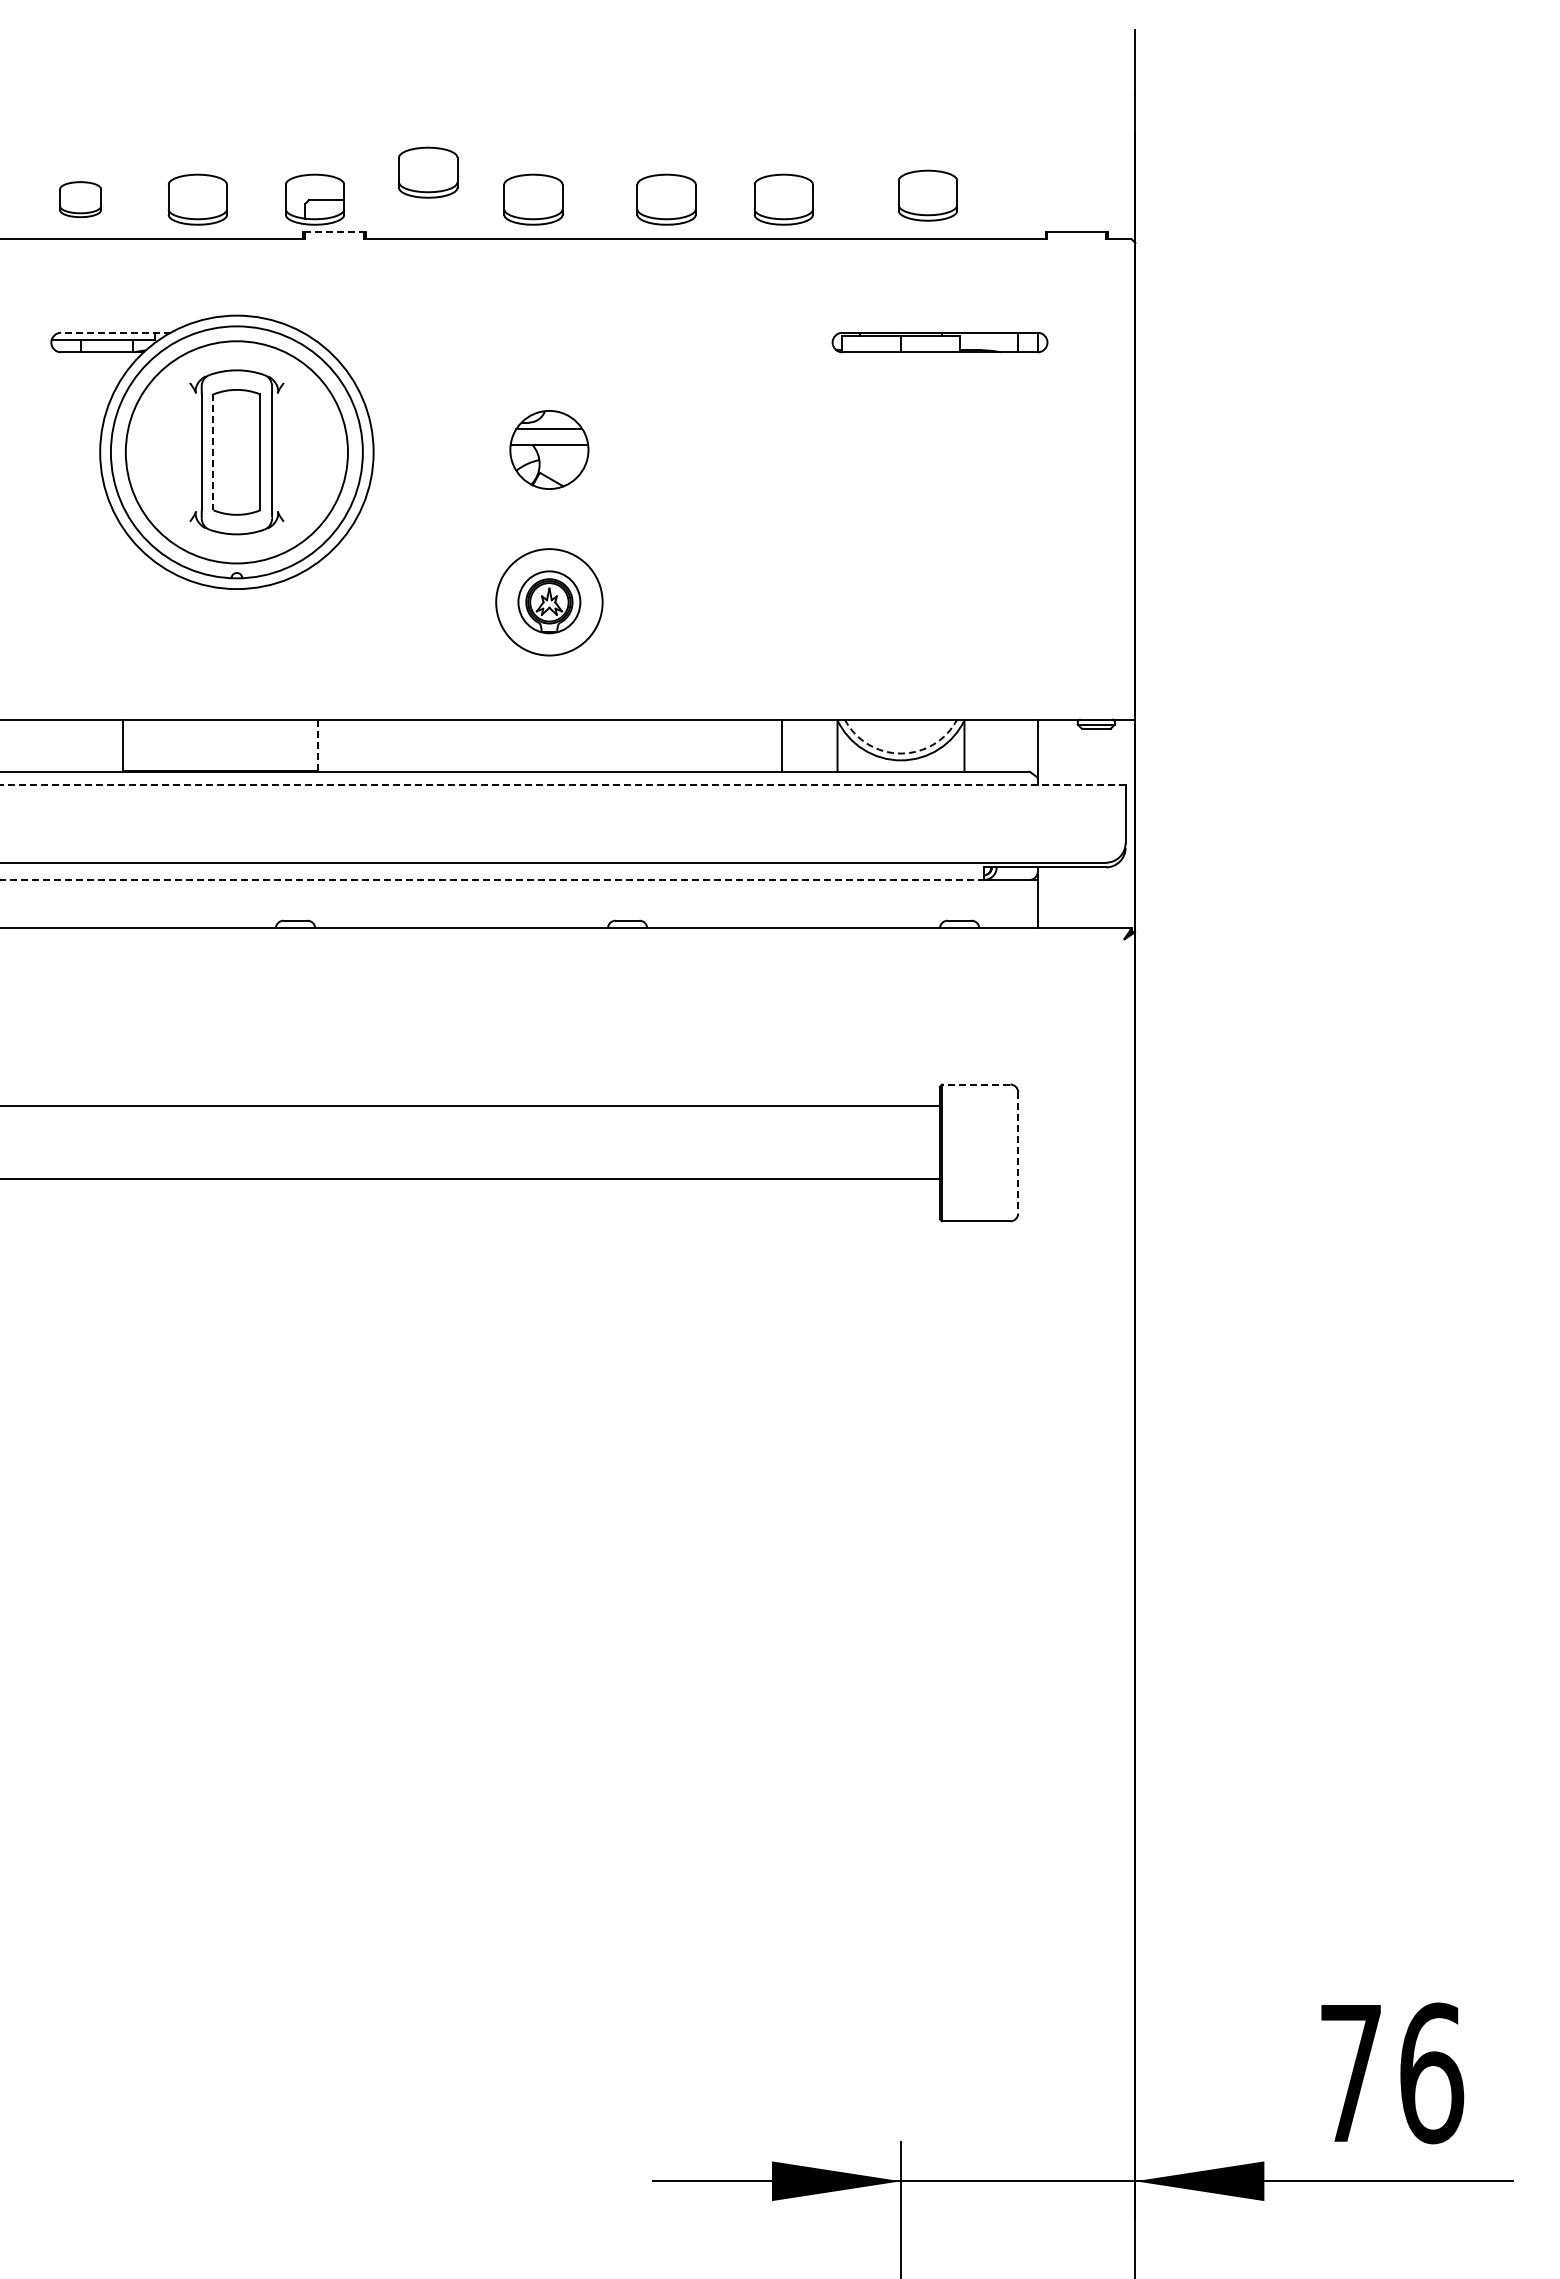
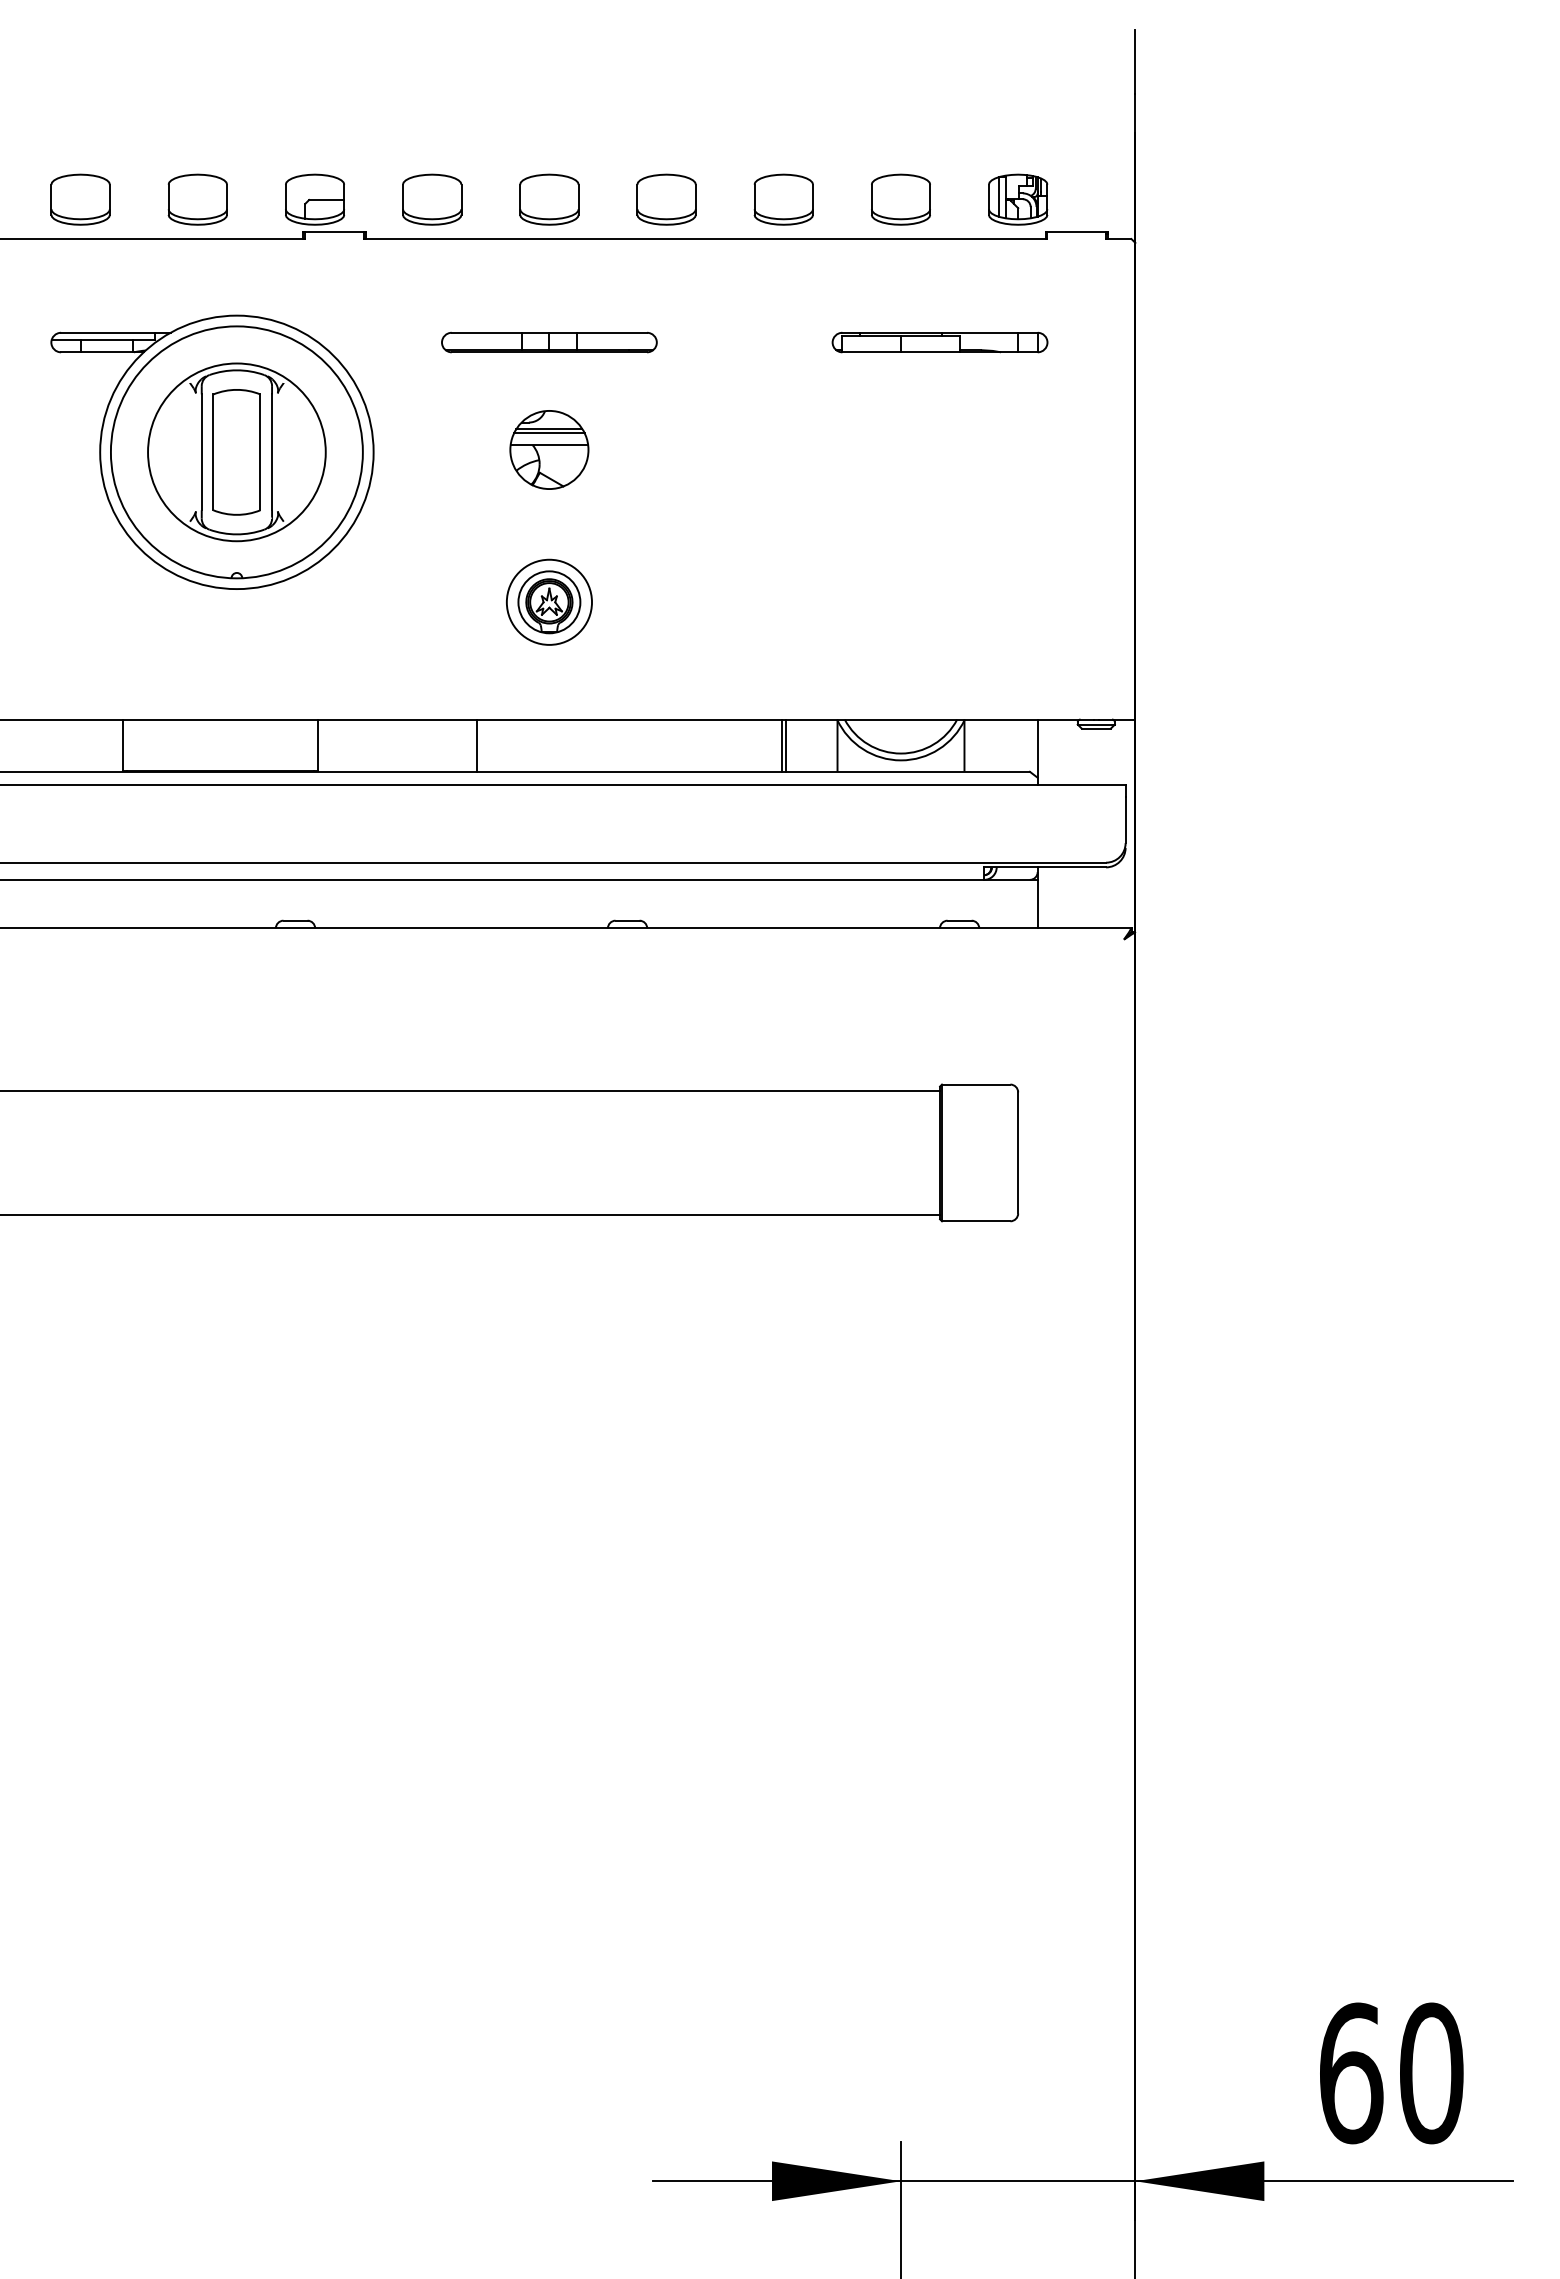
part position: (428, 172) -> (432, 199) (432, 199)
part position: (927, 195) -> (900, 199) (900, 199)
part size: 43x38 px -> 61x53 px (80, 199)
part position: (533, 199) -> (549, 199) (549, 199)
part: none -> present (1018, 199)
line: dashed -> solid (334, 232)
line: dashed -> solid (115, 332)
part: none -> present (549, 342)
line: none -> present (549, 433)
line: dashed -> solid (213, 452)
circle diameter: 222 px -> 178 px (236, 452)
circle diameter: 106 px -> 85 px (549, 601)
line: dashed -> solid (318, 745)
line: none -> present (477, 745)
line: none -> present (785, 745)
arc: dashed -> solid (900, 753)
line: dashed -> solid (562, 784)
line: dashed -> solid (492, 879)
line: dashed -> solid (975, 1084)
line position: (471, 1105) -> (471, 1090) (471, 1090)
line: dashed -> solid (1018, 1152)
line position: (471, 1178) -> (471, 1214) (471, 1214)
text: 76 -> 60 (1392, 2073)
